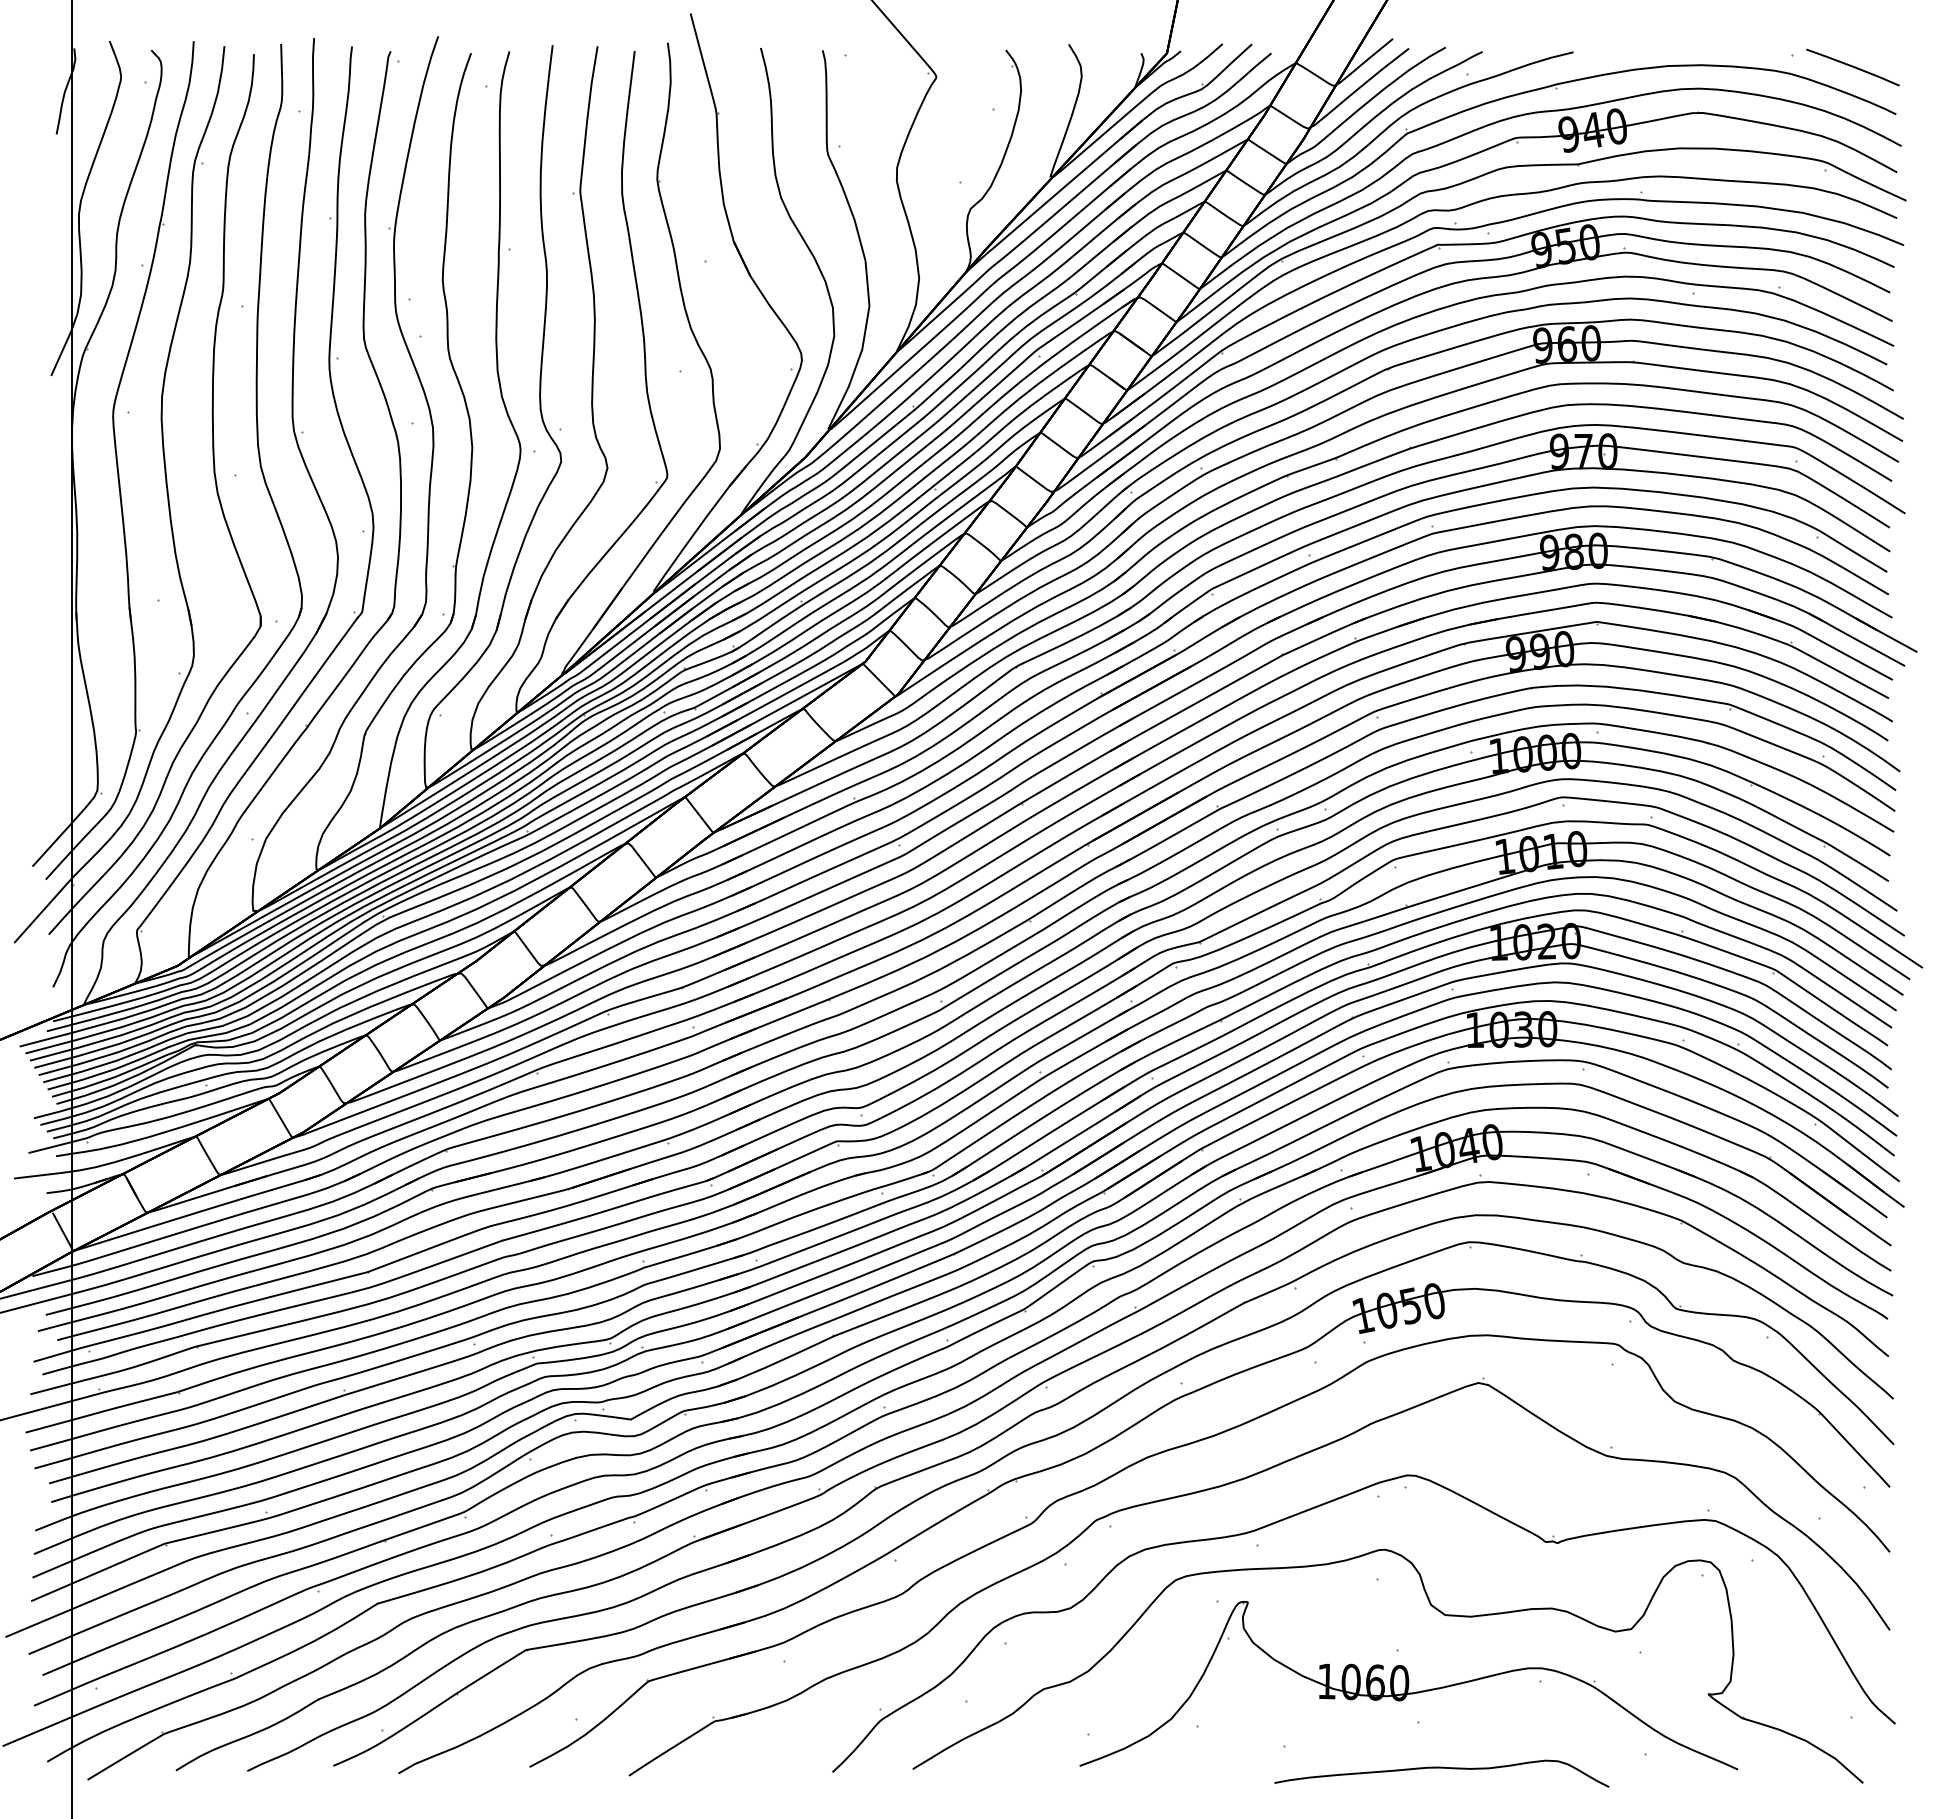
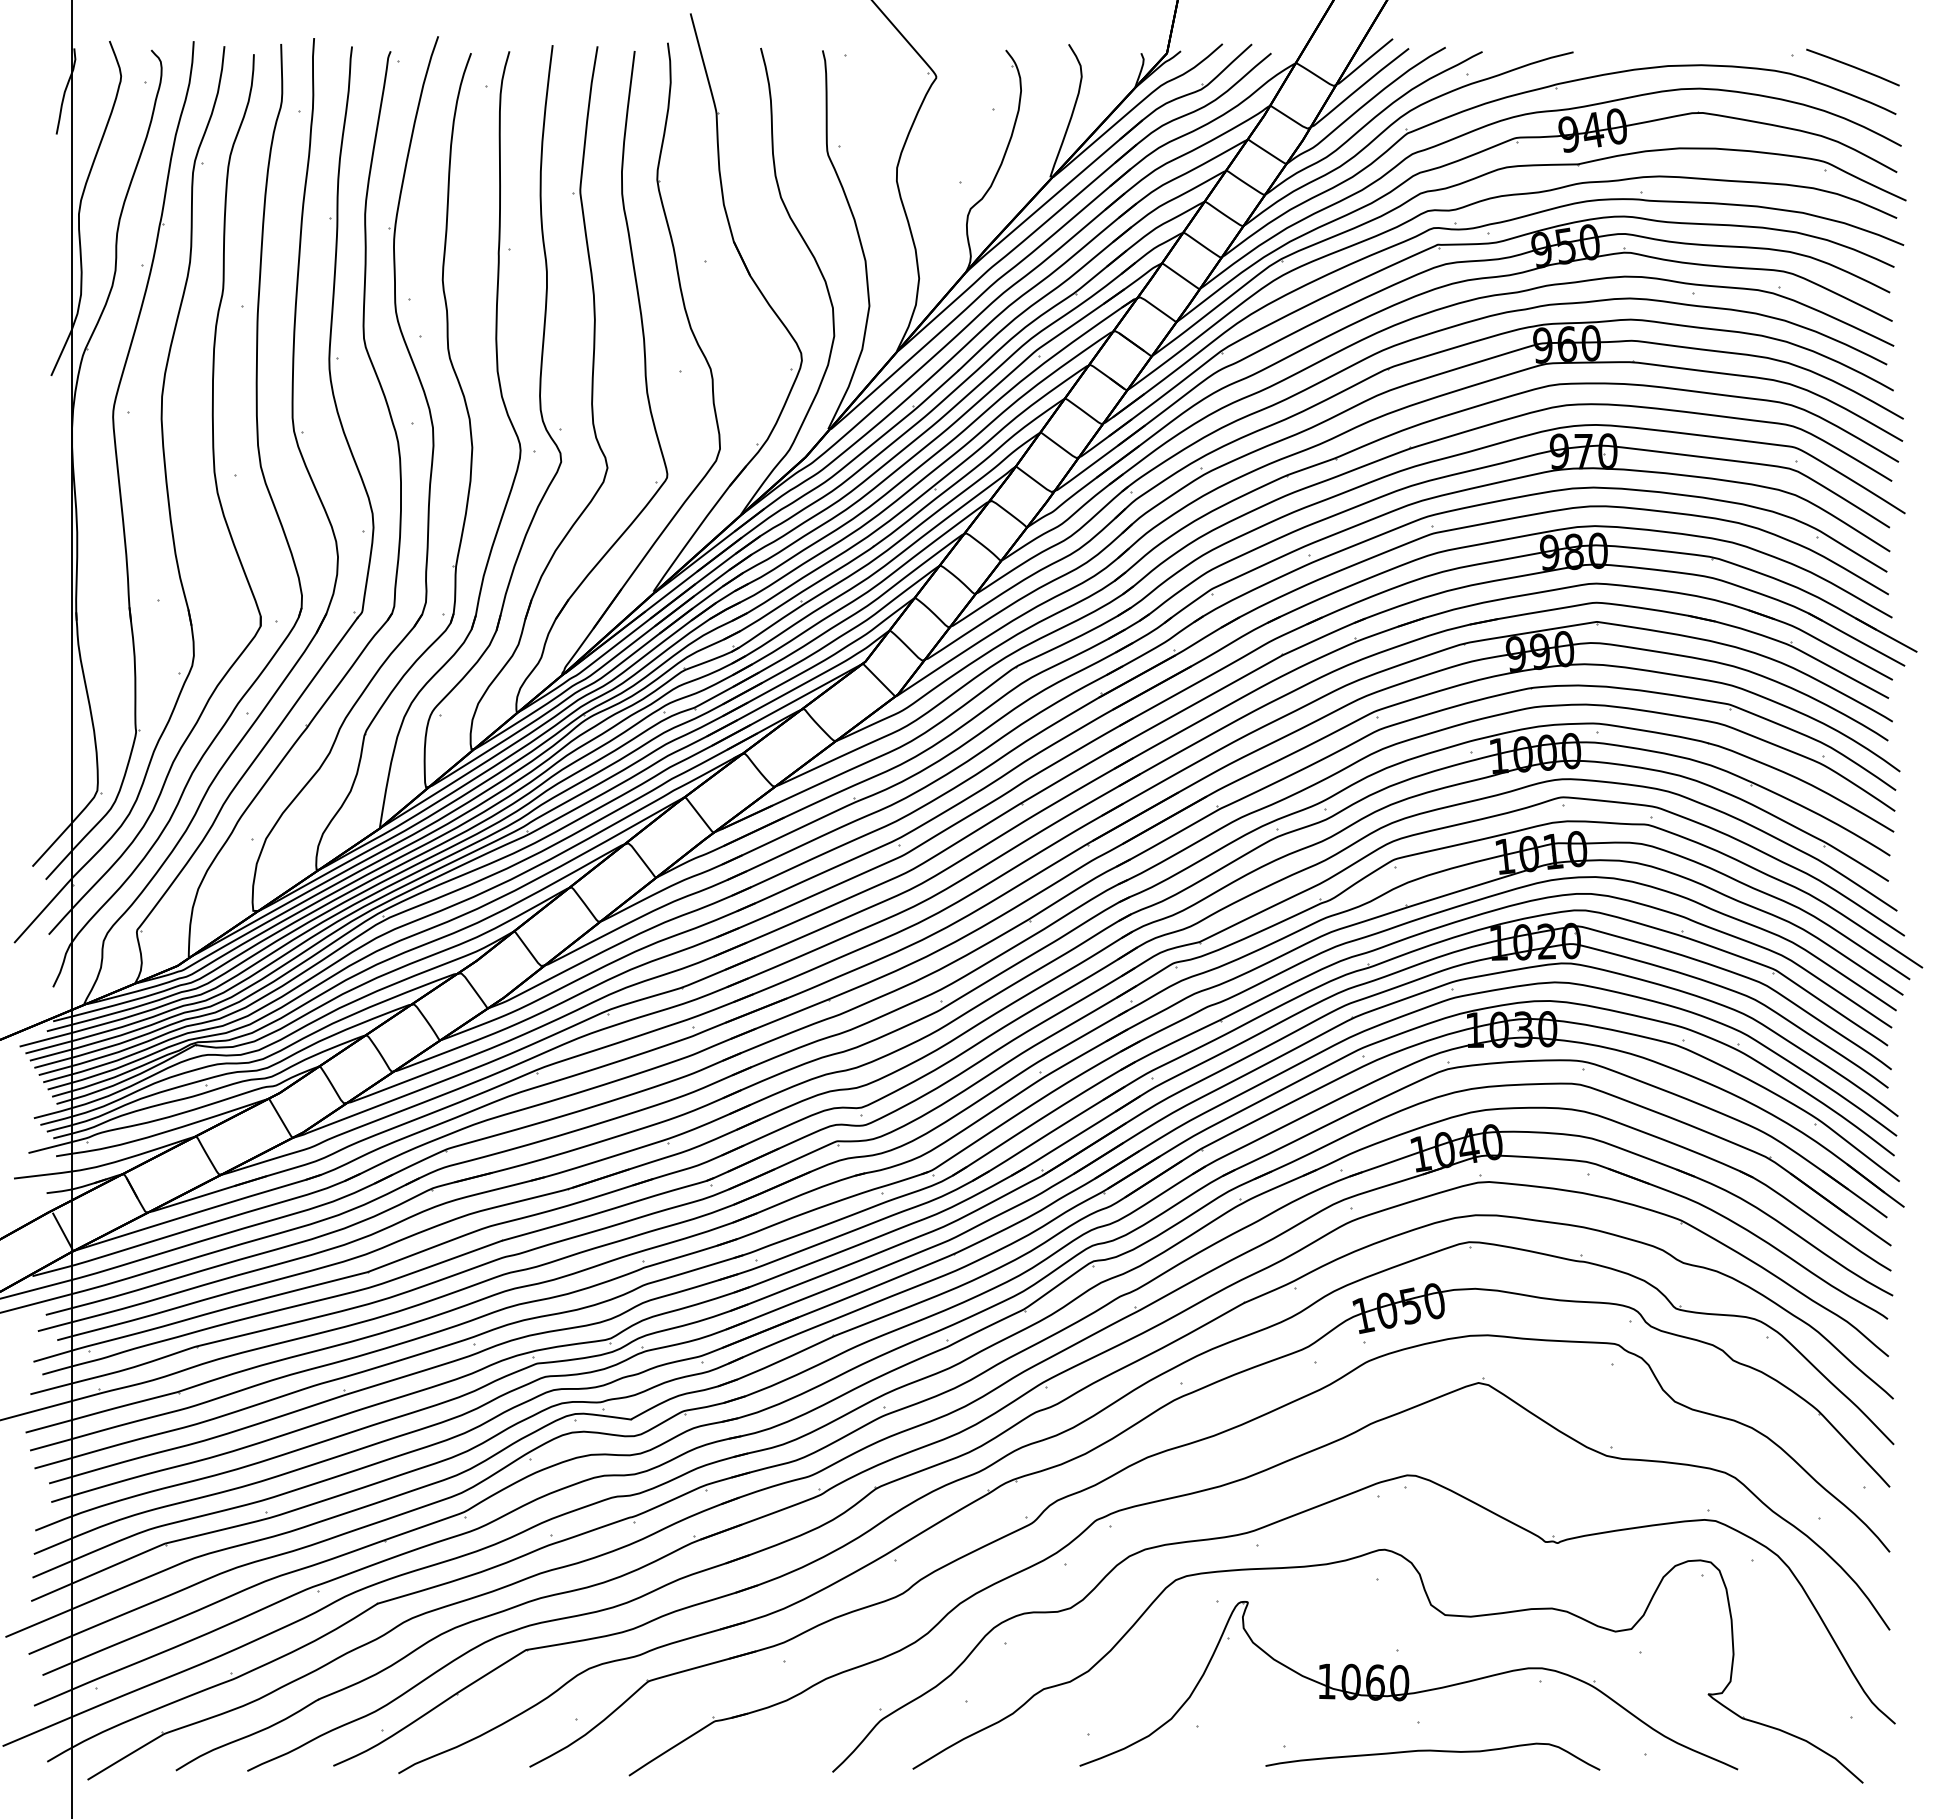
curve position: (1441, 1768) -> (1432, 1751) (1432, 1751)
